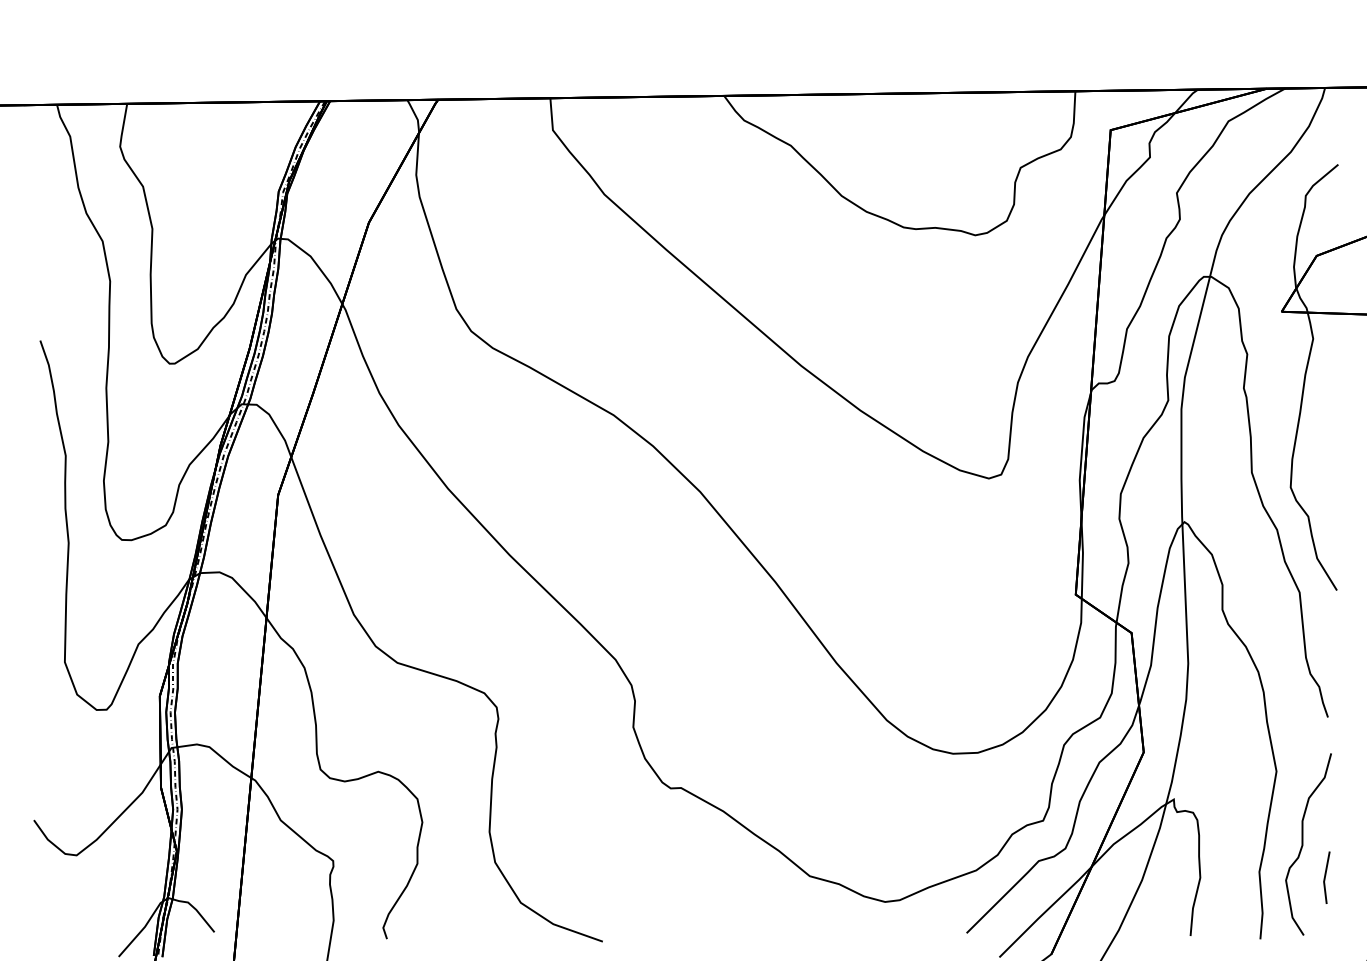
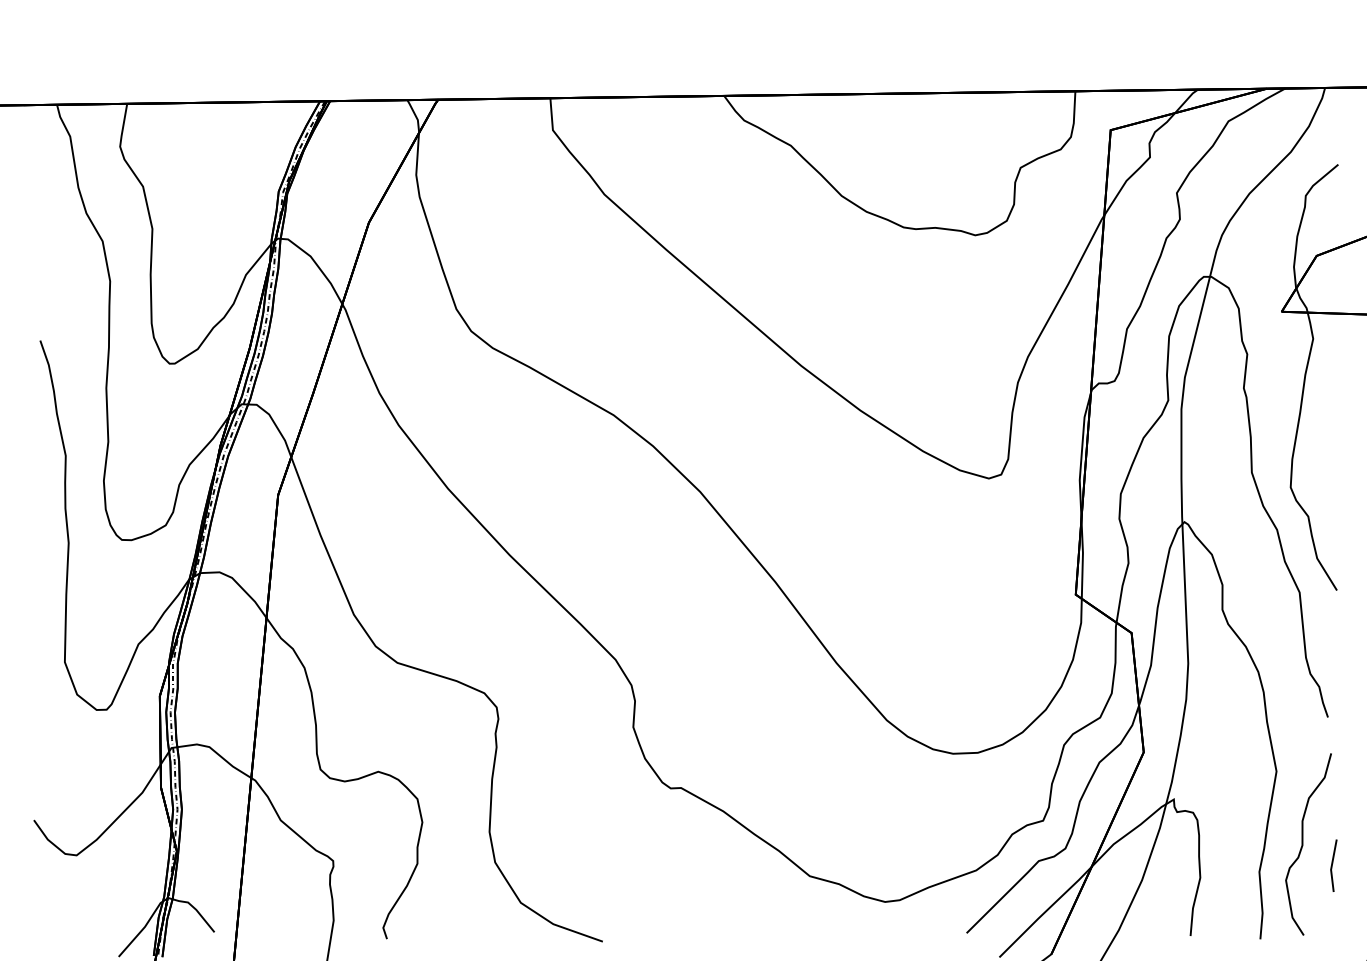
line position: (1325, 877) -> (1332, 865) (1332, 865)
